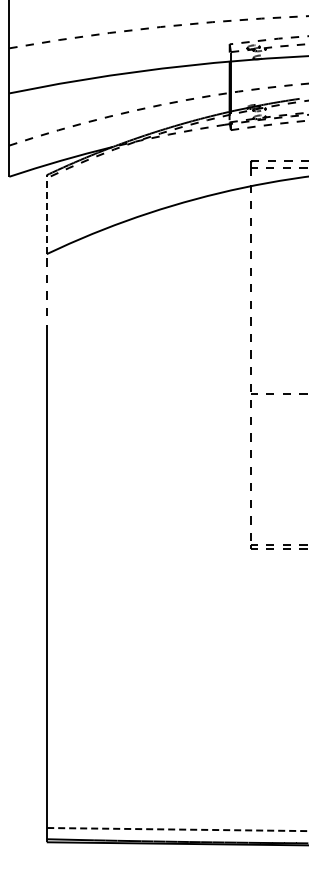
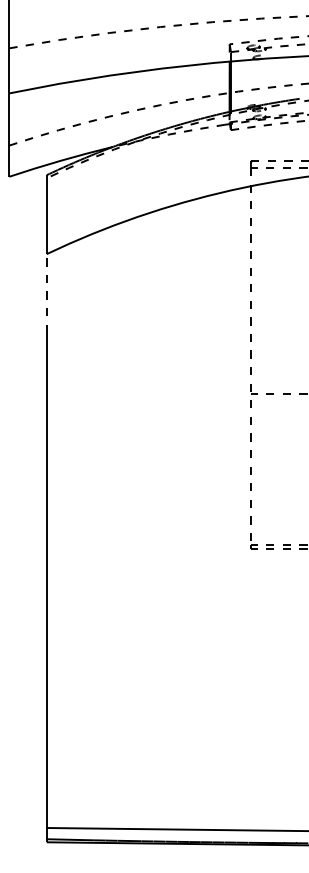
line: dashed -> solid (46, 214)
line: dashed -> solid (177, 829)
